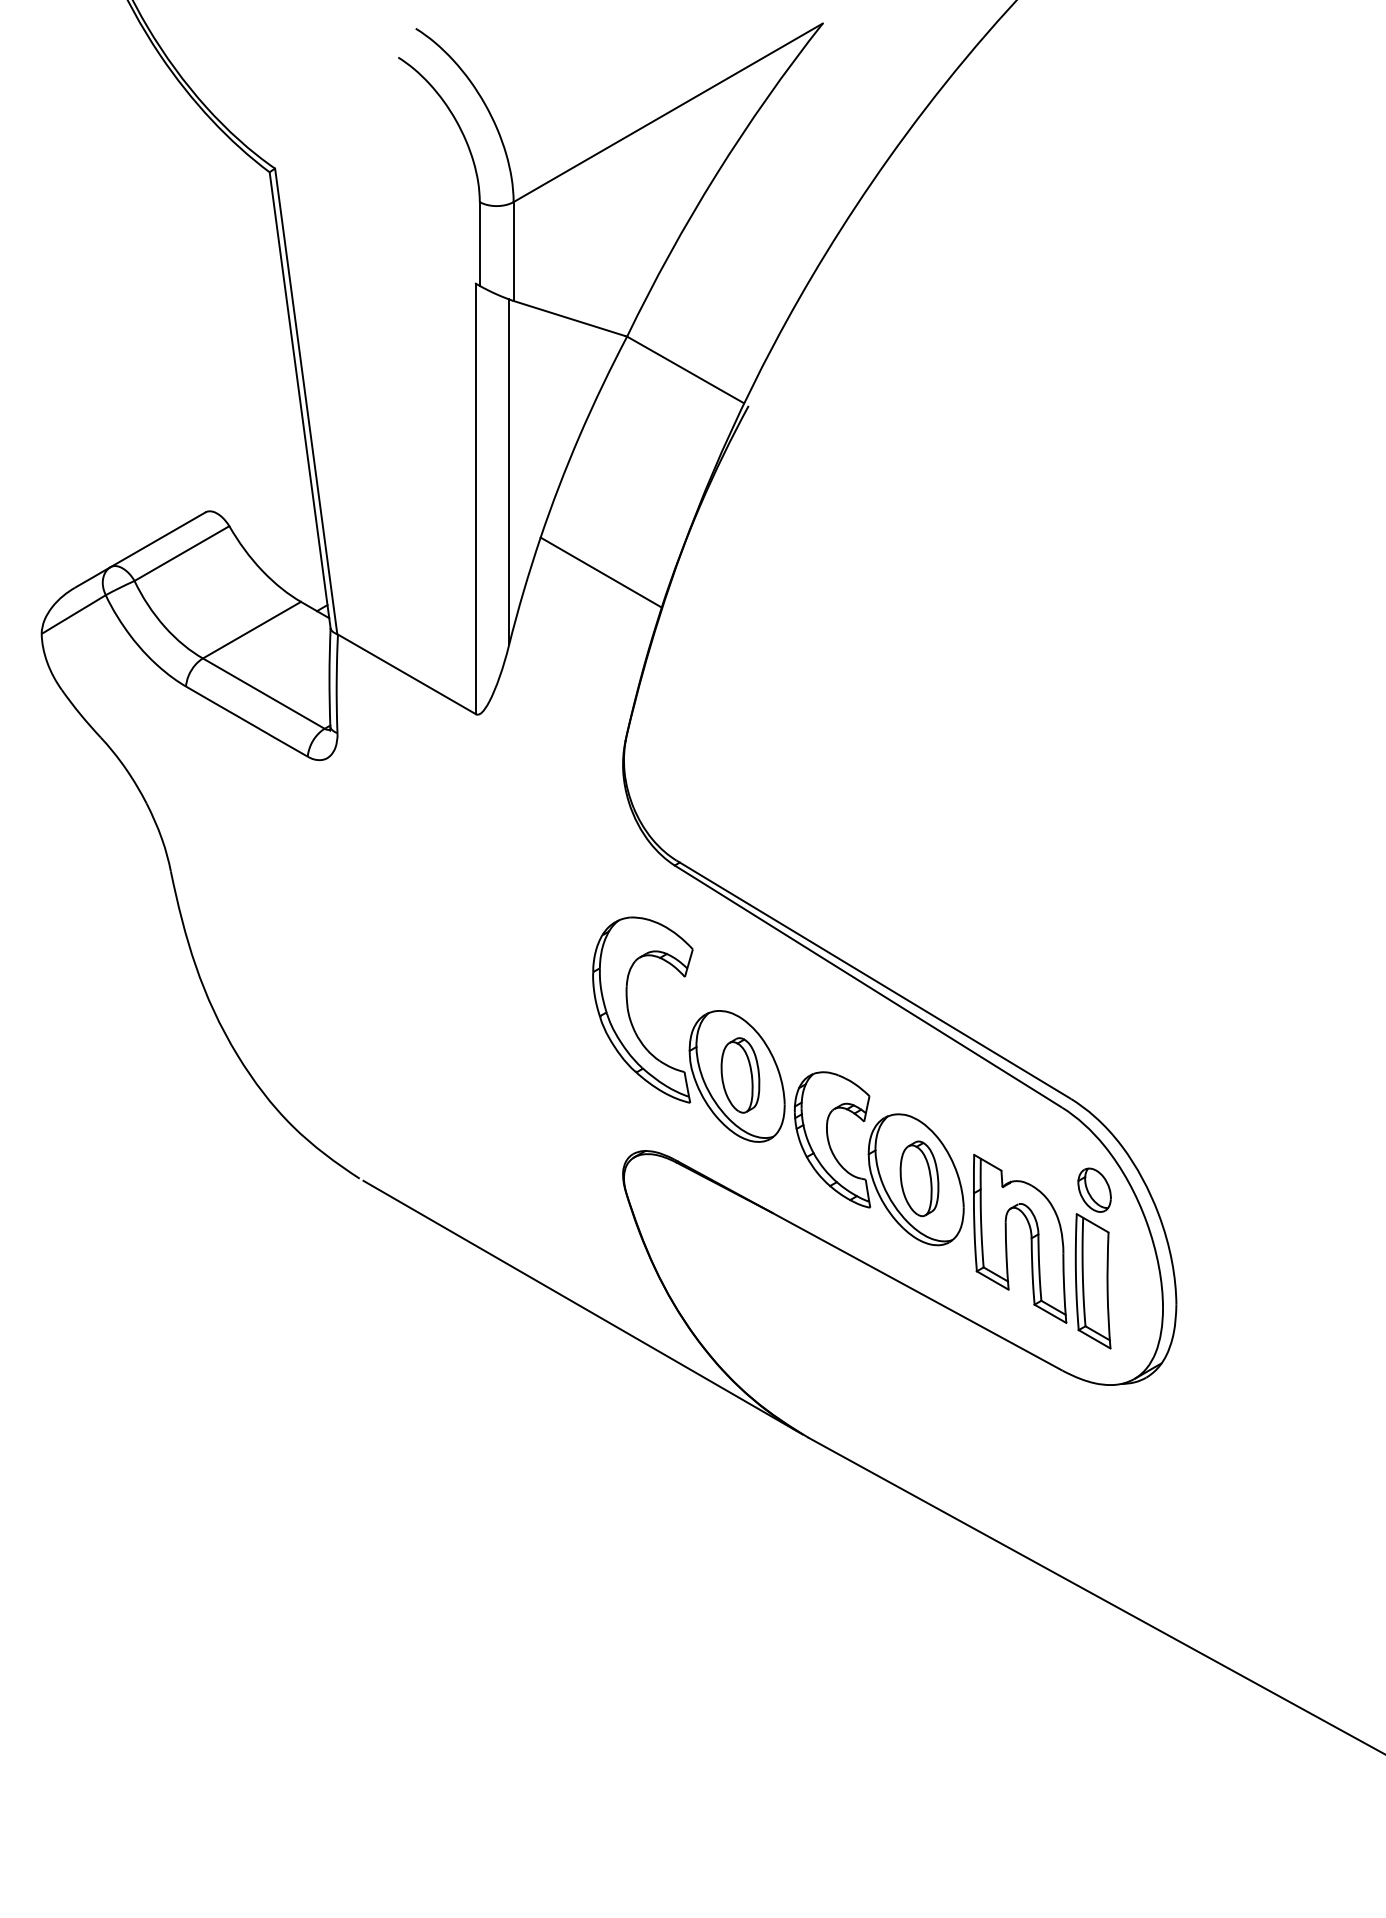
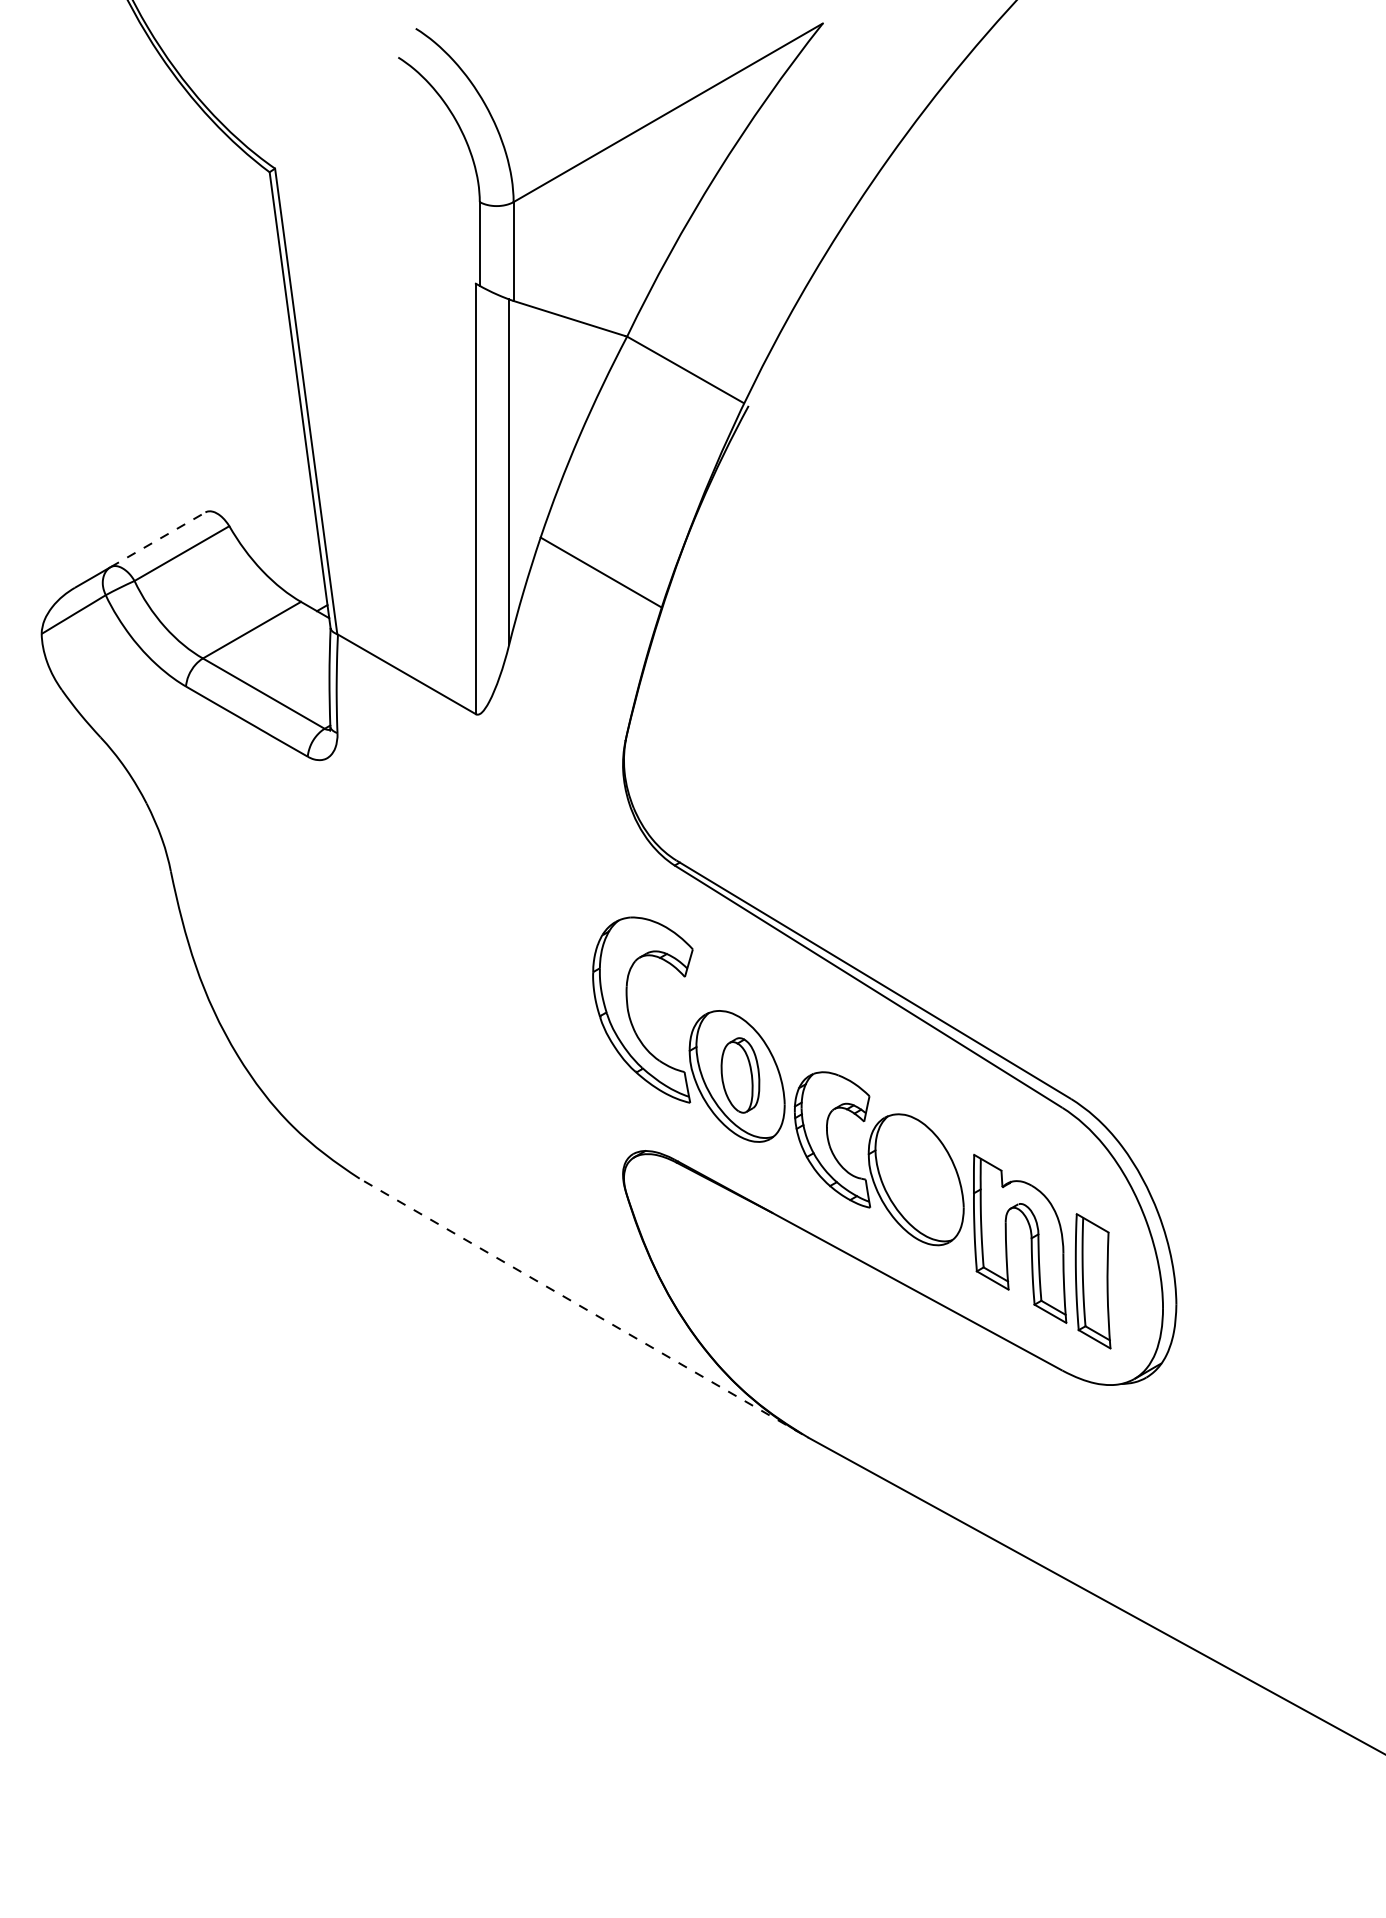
line: solid -> dashed (158, 539)
part: present -> none (919, 1178)
part: present -> none (1094, 1189)
line: solid -> dashed (583, 1307)
